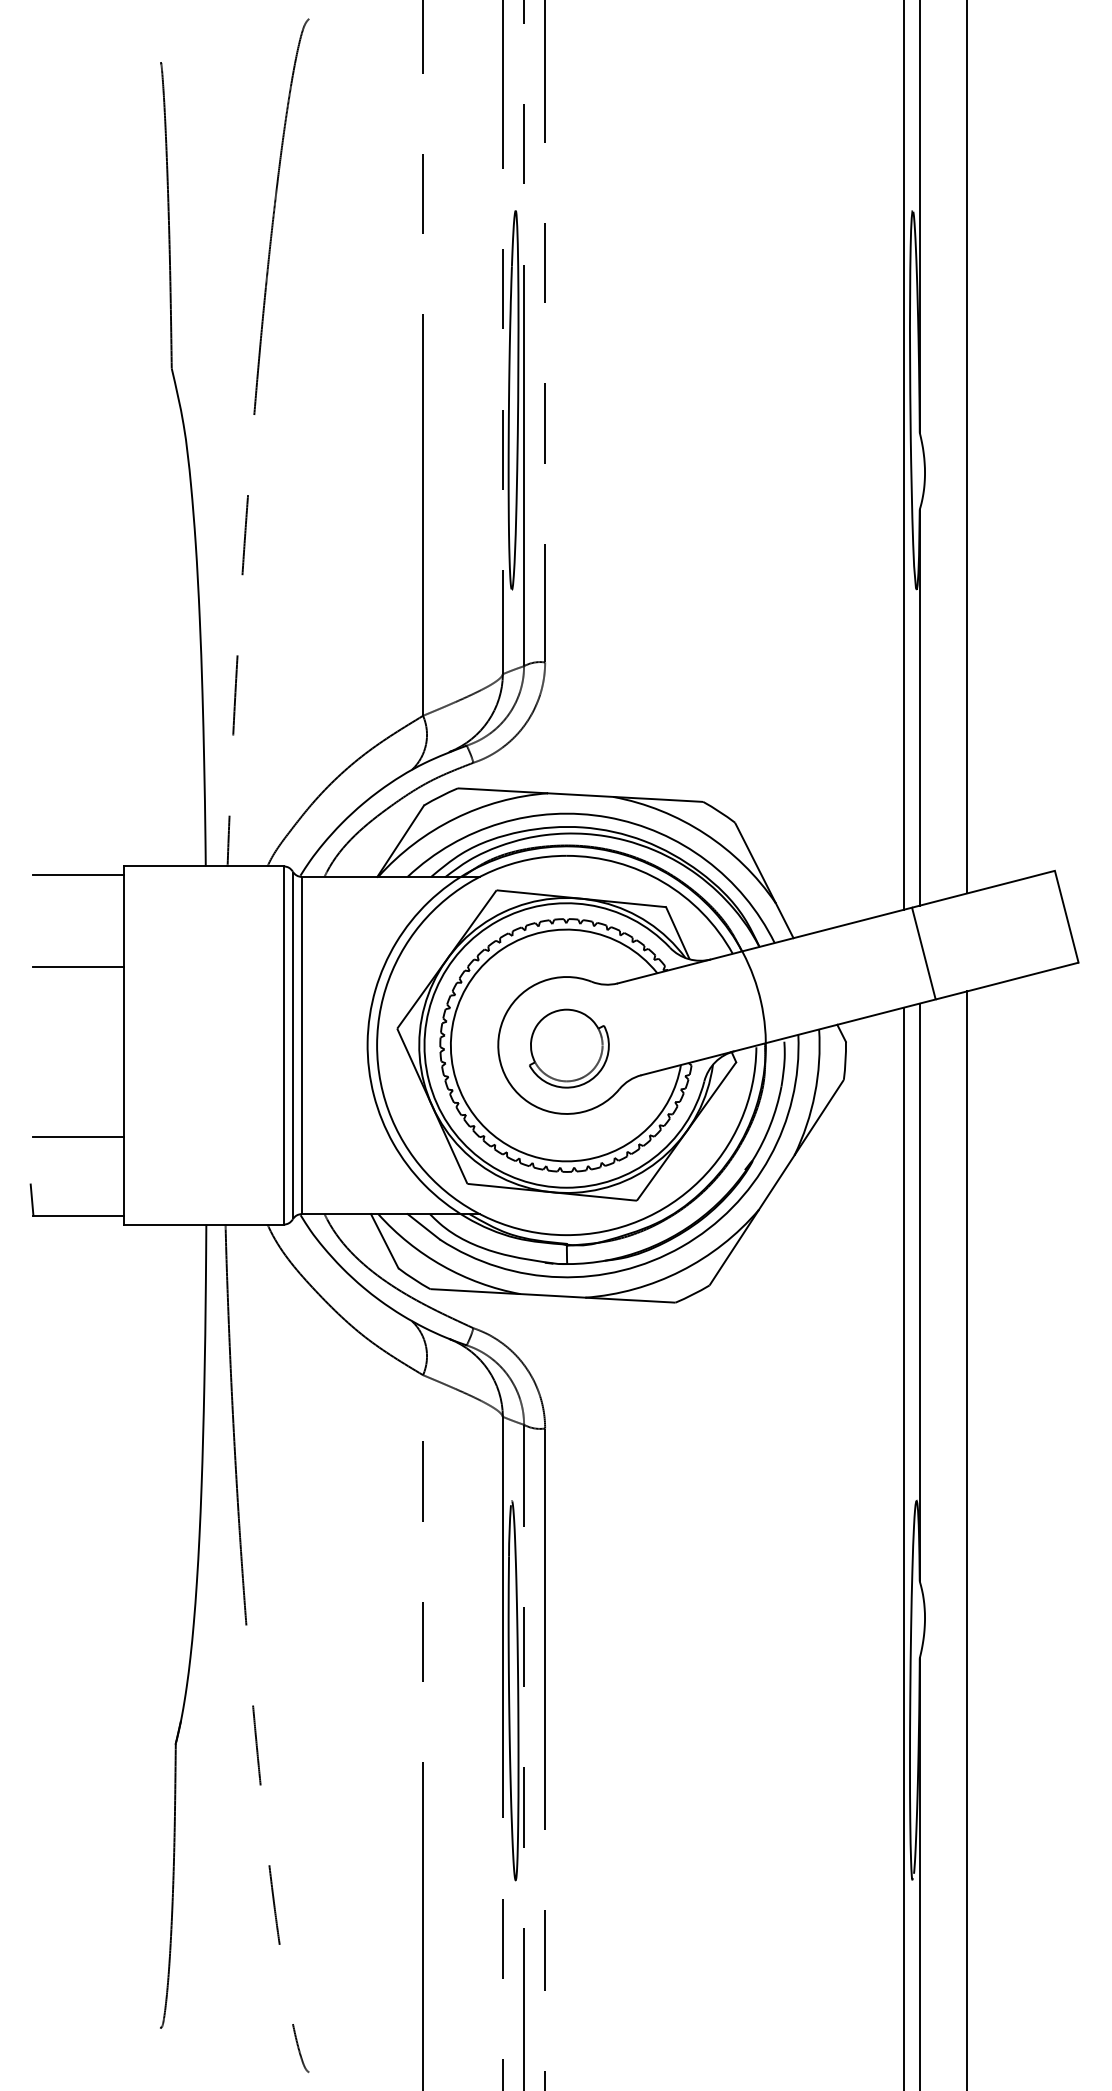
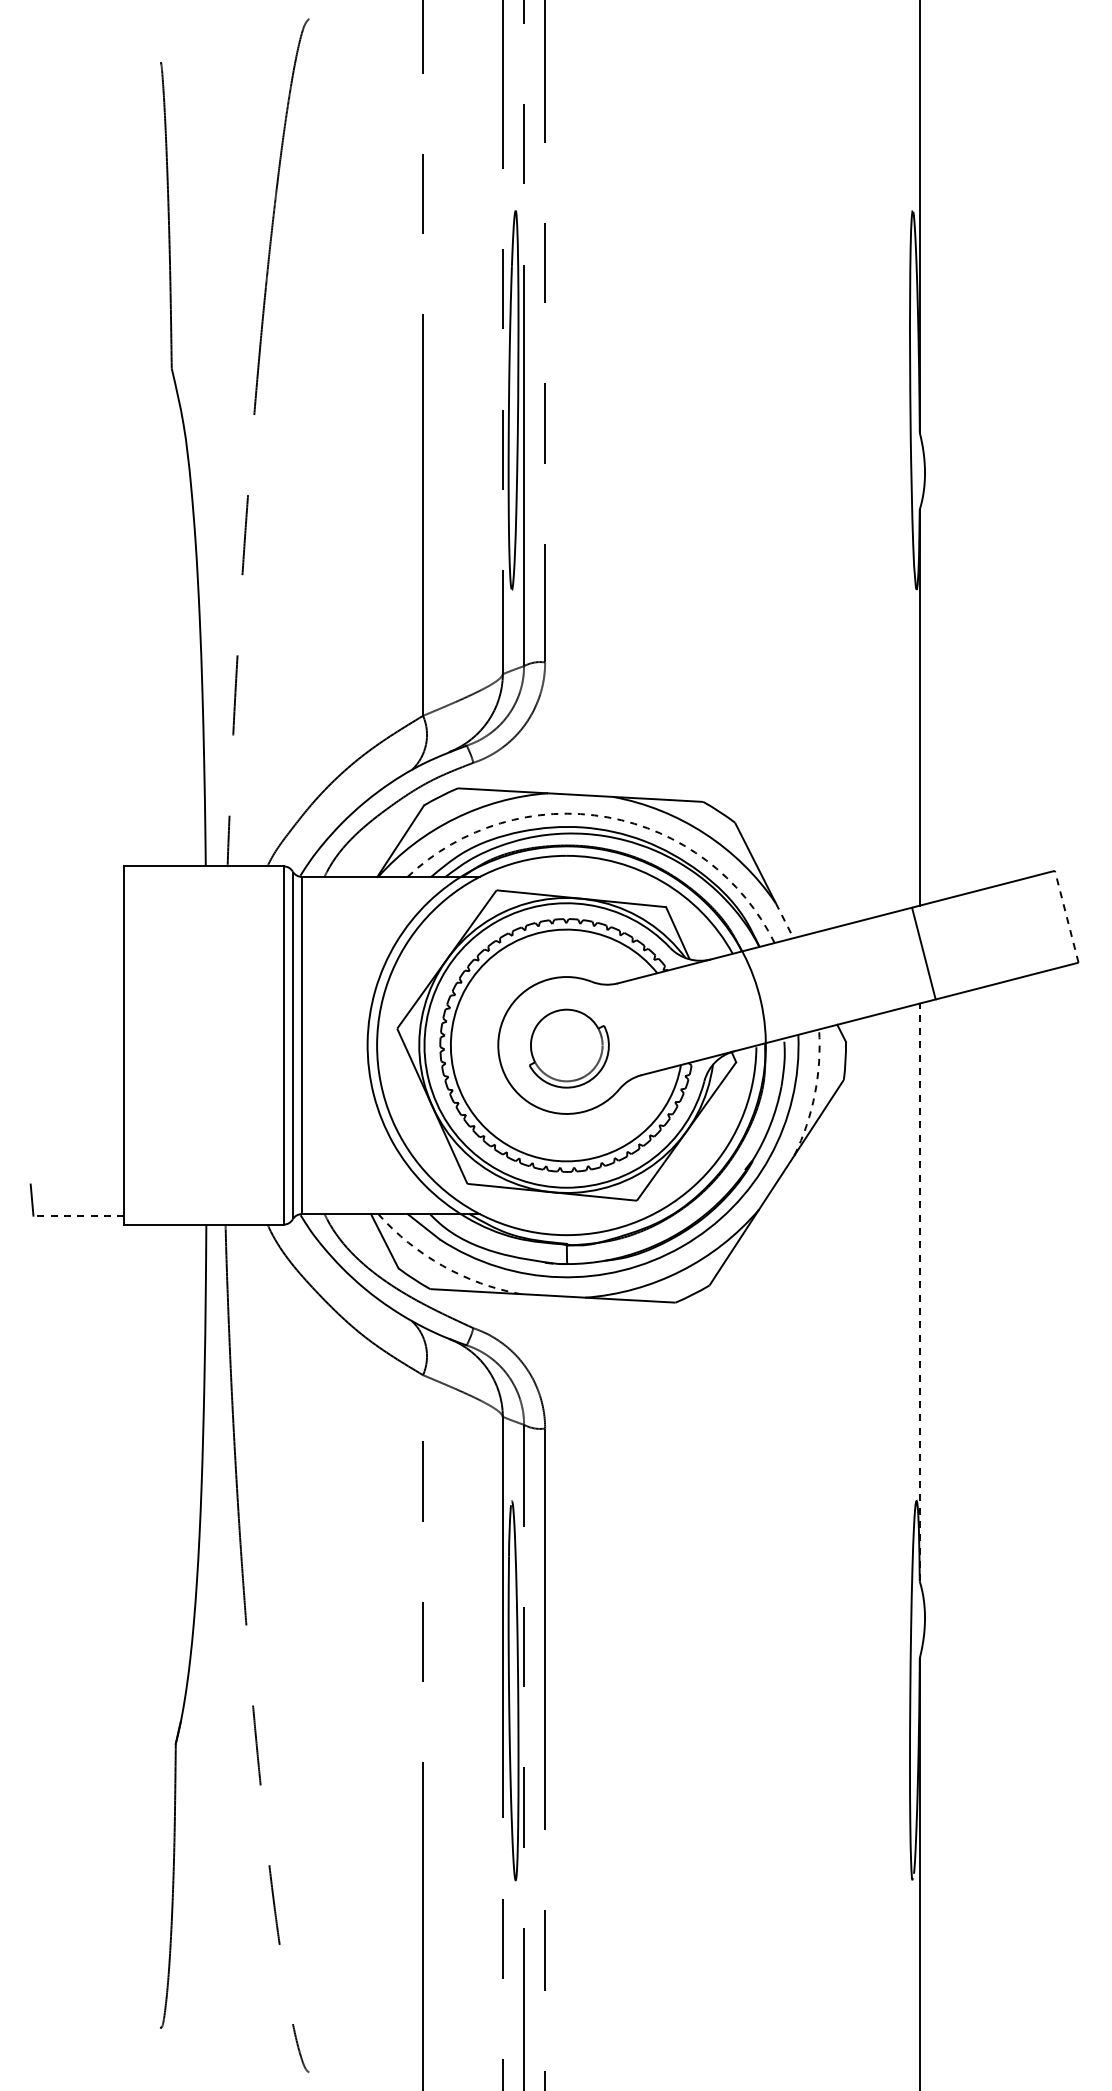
line: present -> none (967, 447)
line: present -> none (903, 455)
arc: solid -> dashed (607, 817)
line: present -> none (78, 875)
line: solid -> dashed (1066, 916)
line: solid -> dashed (784, 920)
line: present -> none (78, 967)
arc: solid -> dashed (814, 1094)
line: present -> none (78, 1137)
line: solid -> dashed (78, 1215)
arc: solid -> dashed (442, 1265)
line: solid -> dashed (919, 1292)
line: present -> none (967, 1539)
line: present -> none (903, 1547)
